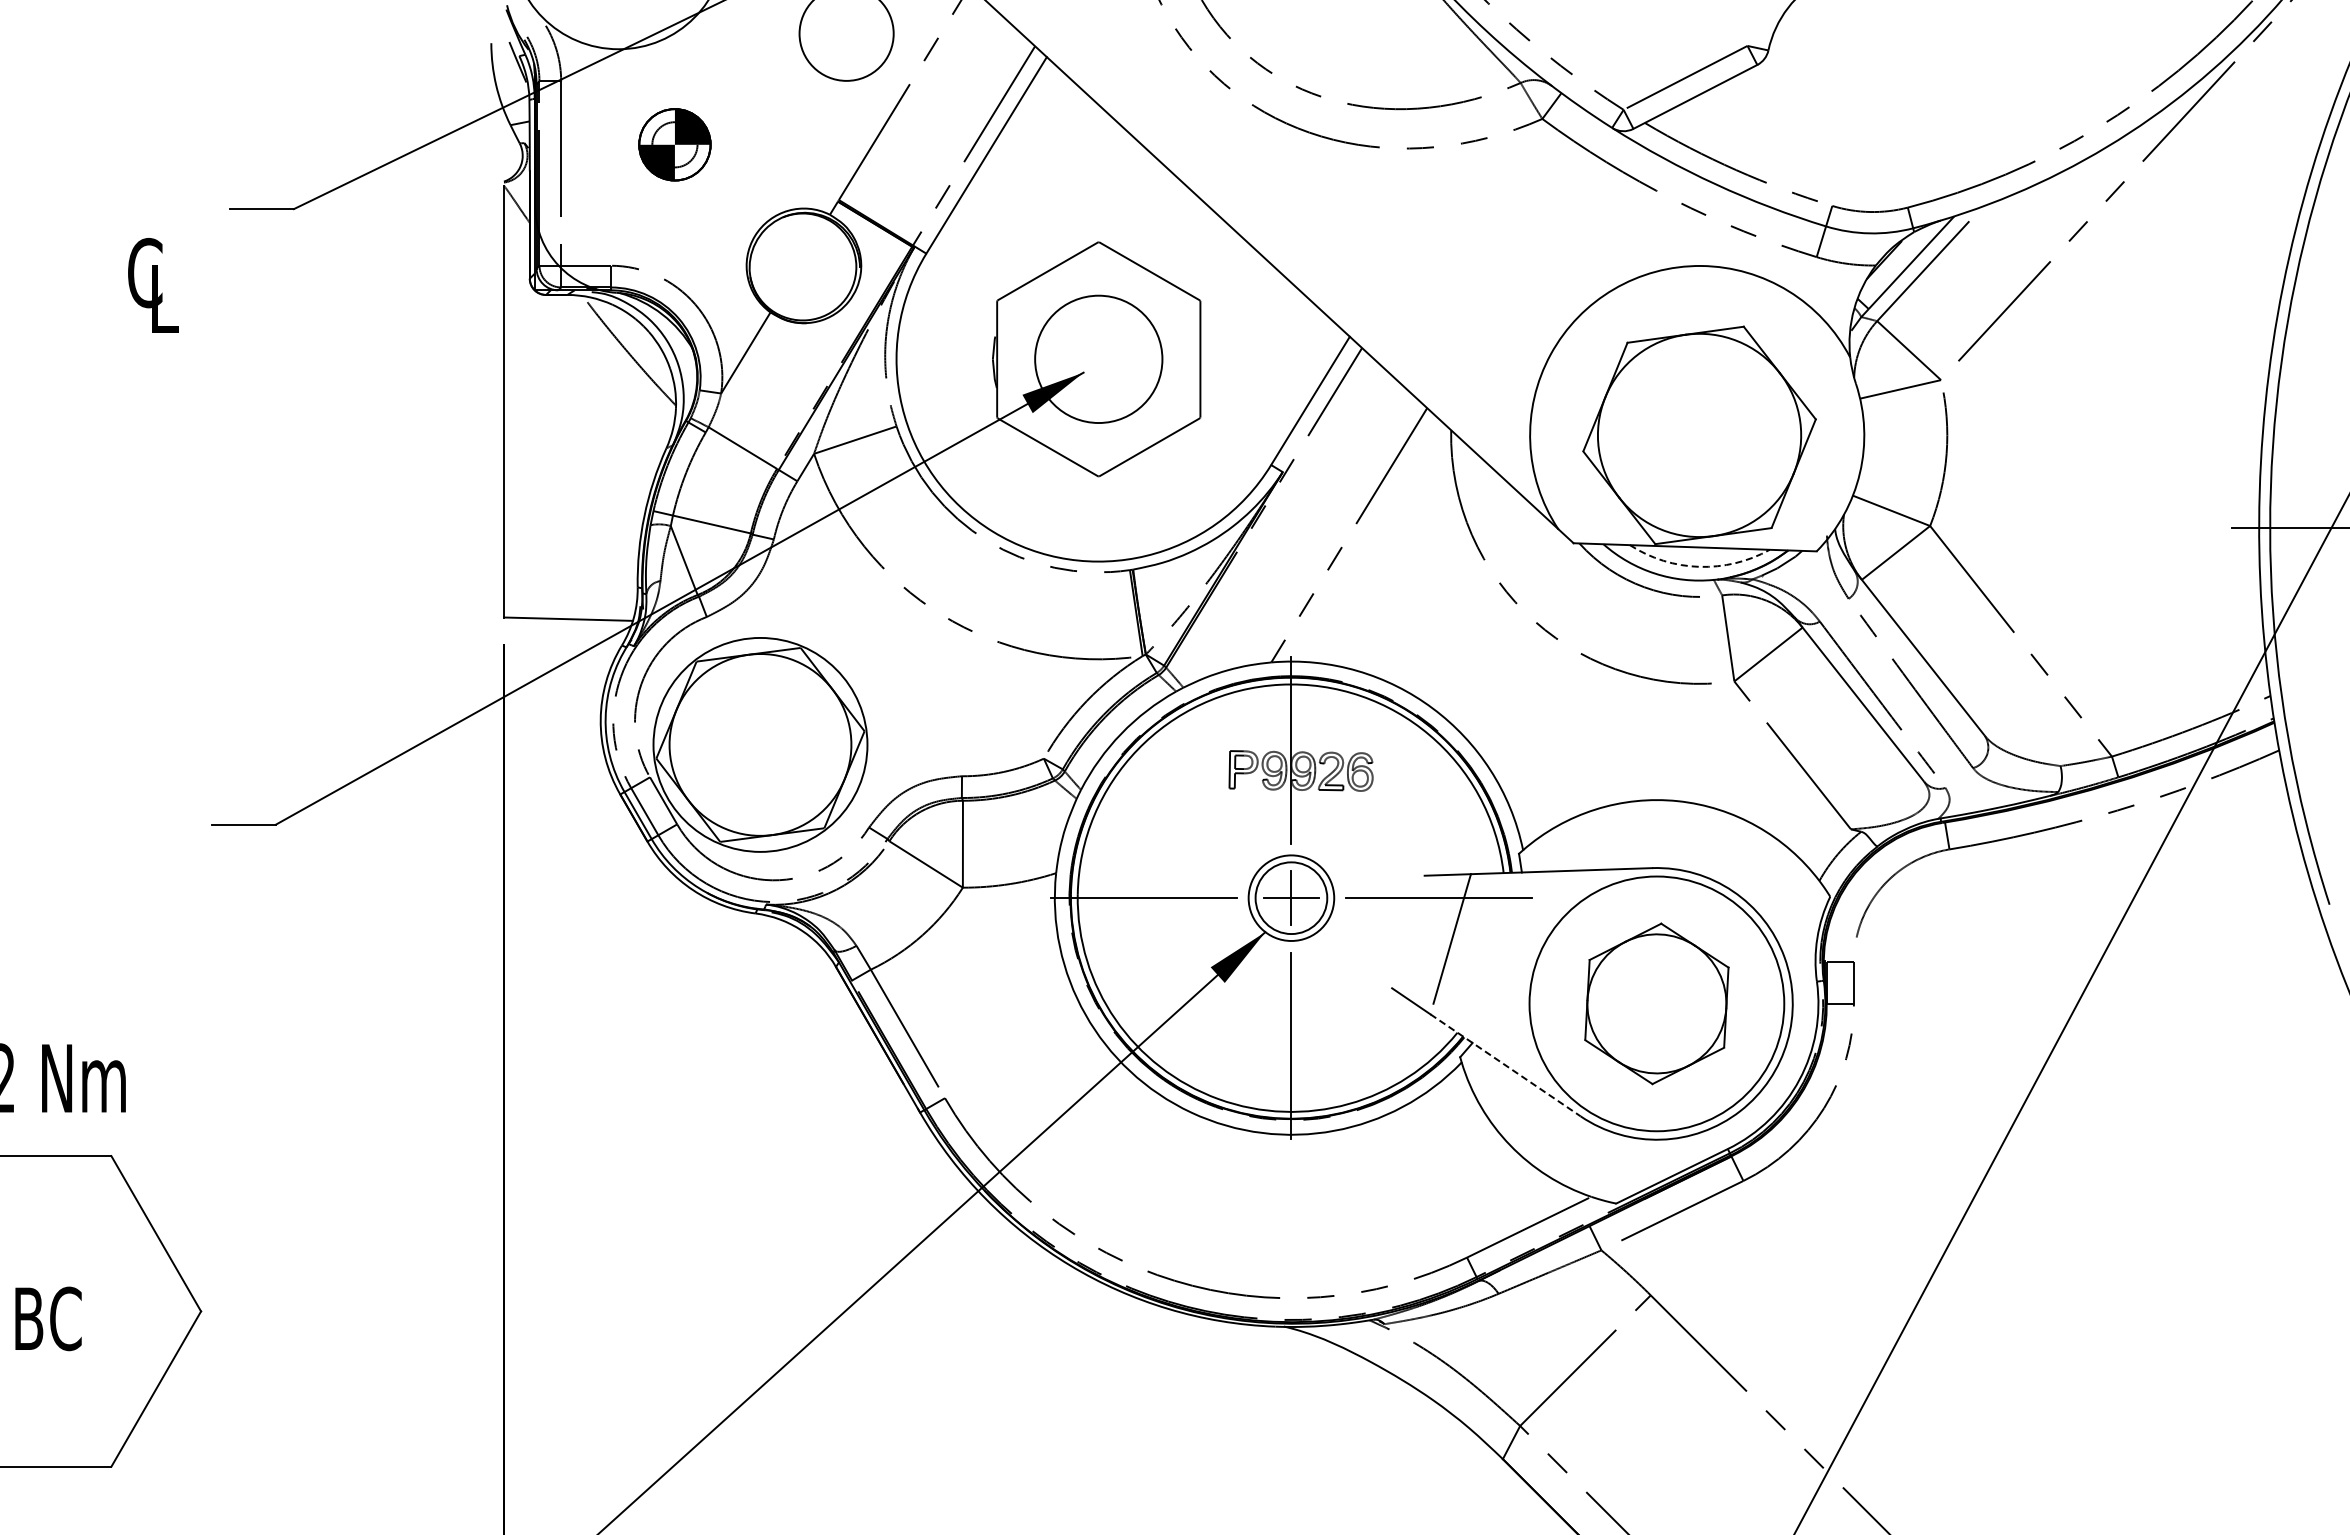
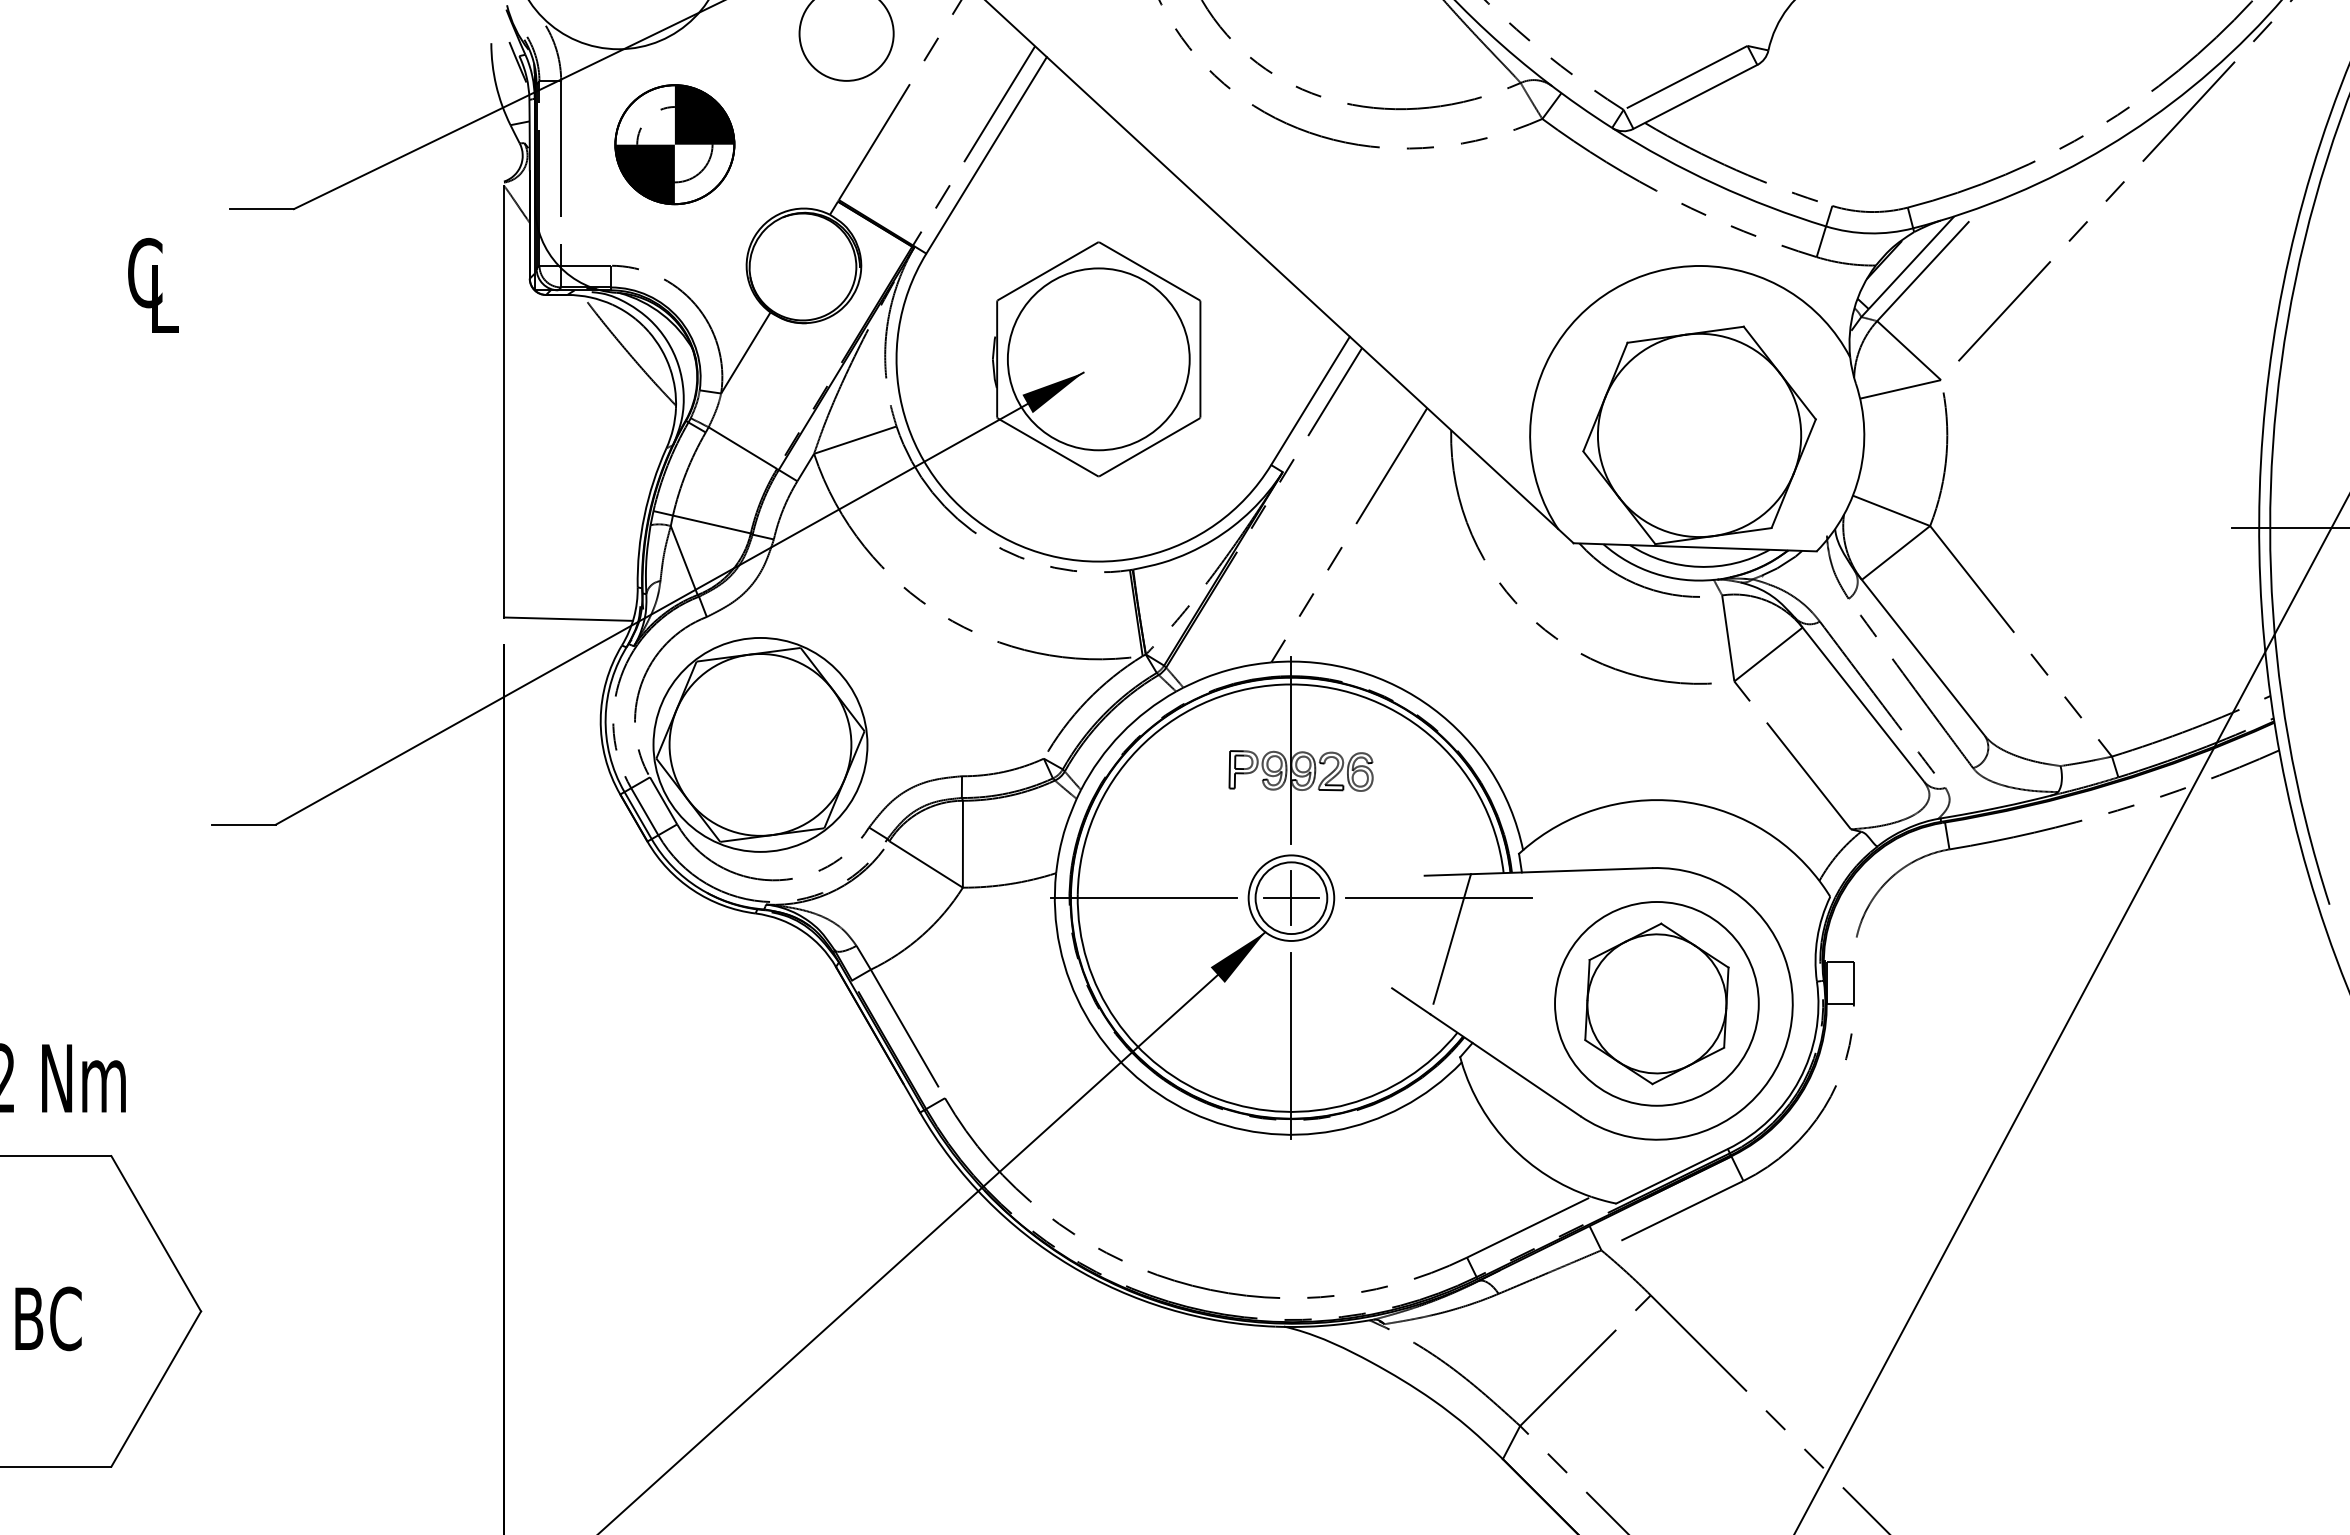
part size: 74x74 px -> 122x122 px (674, 144)
circle diameter: 127 px -> 182 px (1098, 359)
arc: dashed -> solid (1699, 566)
circle diameter: 255 px -> 204 px (1656, 1003)
line: dashed -> solid (1505, 1065)
